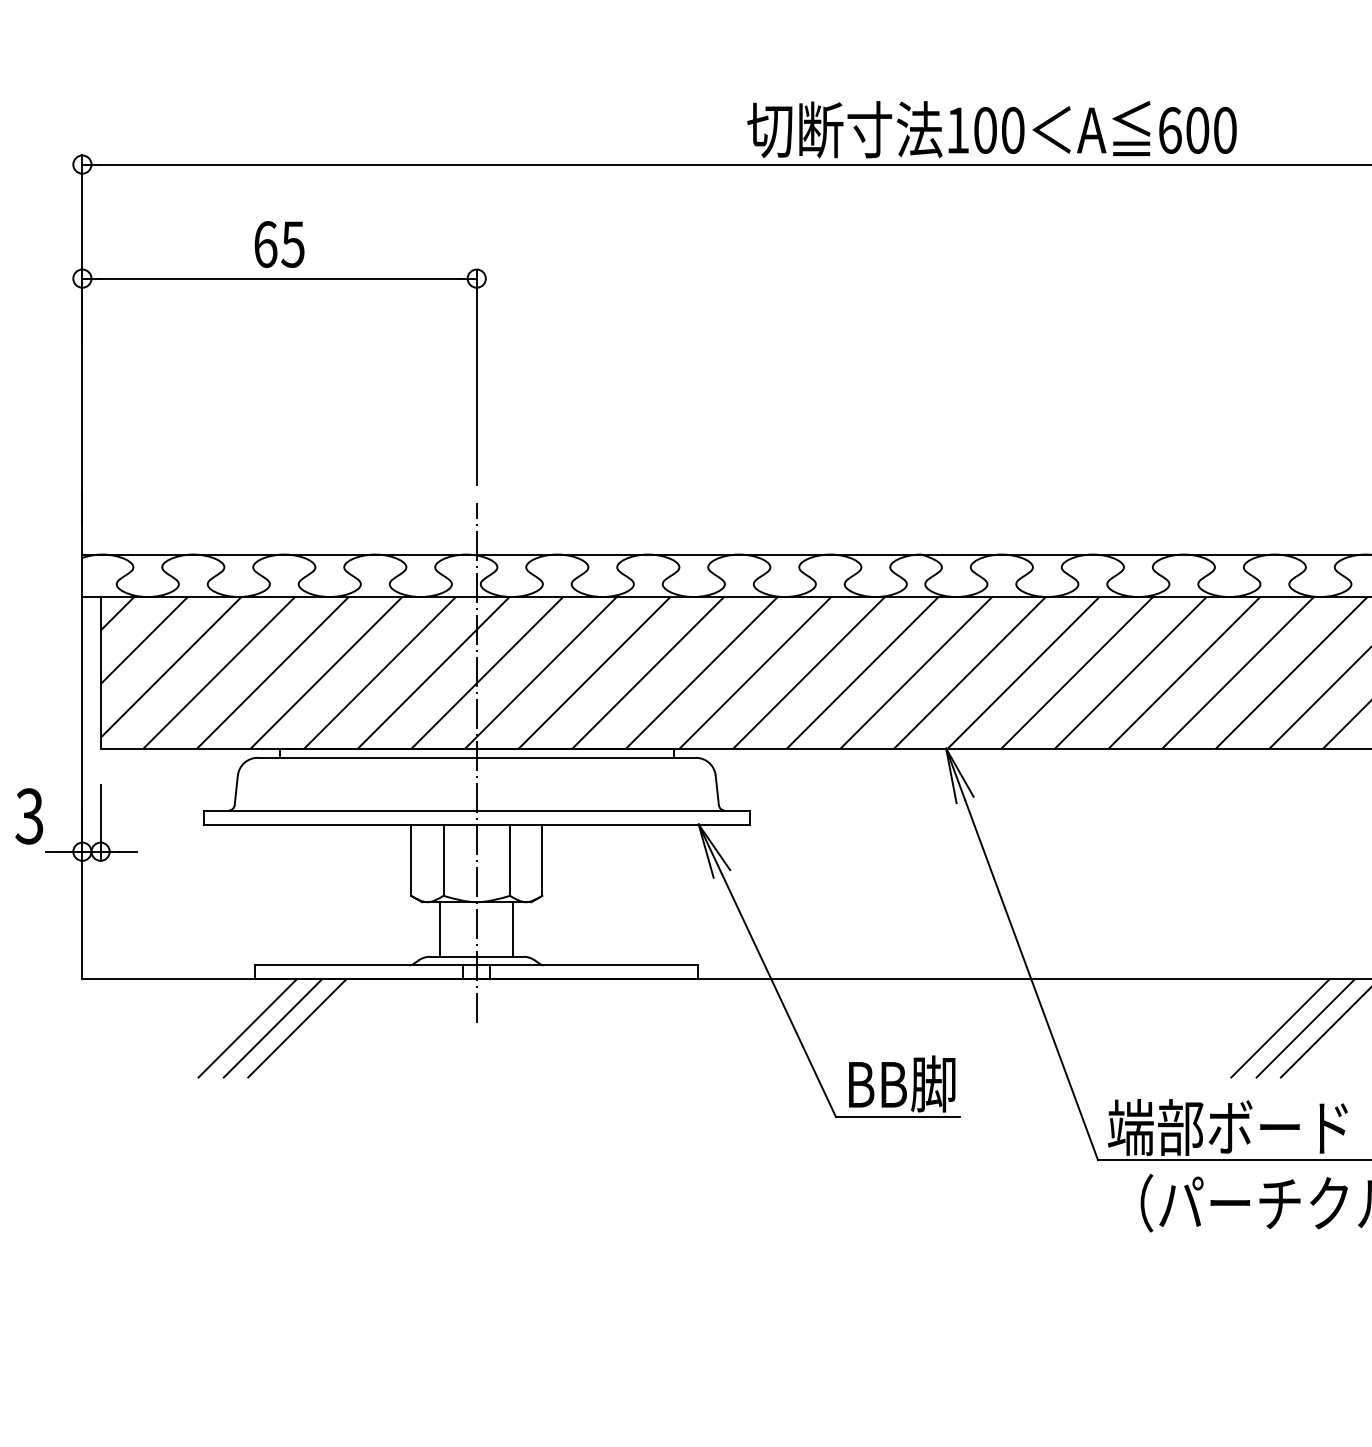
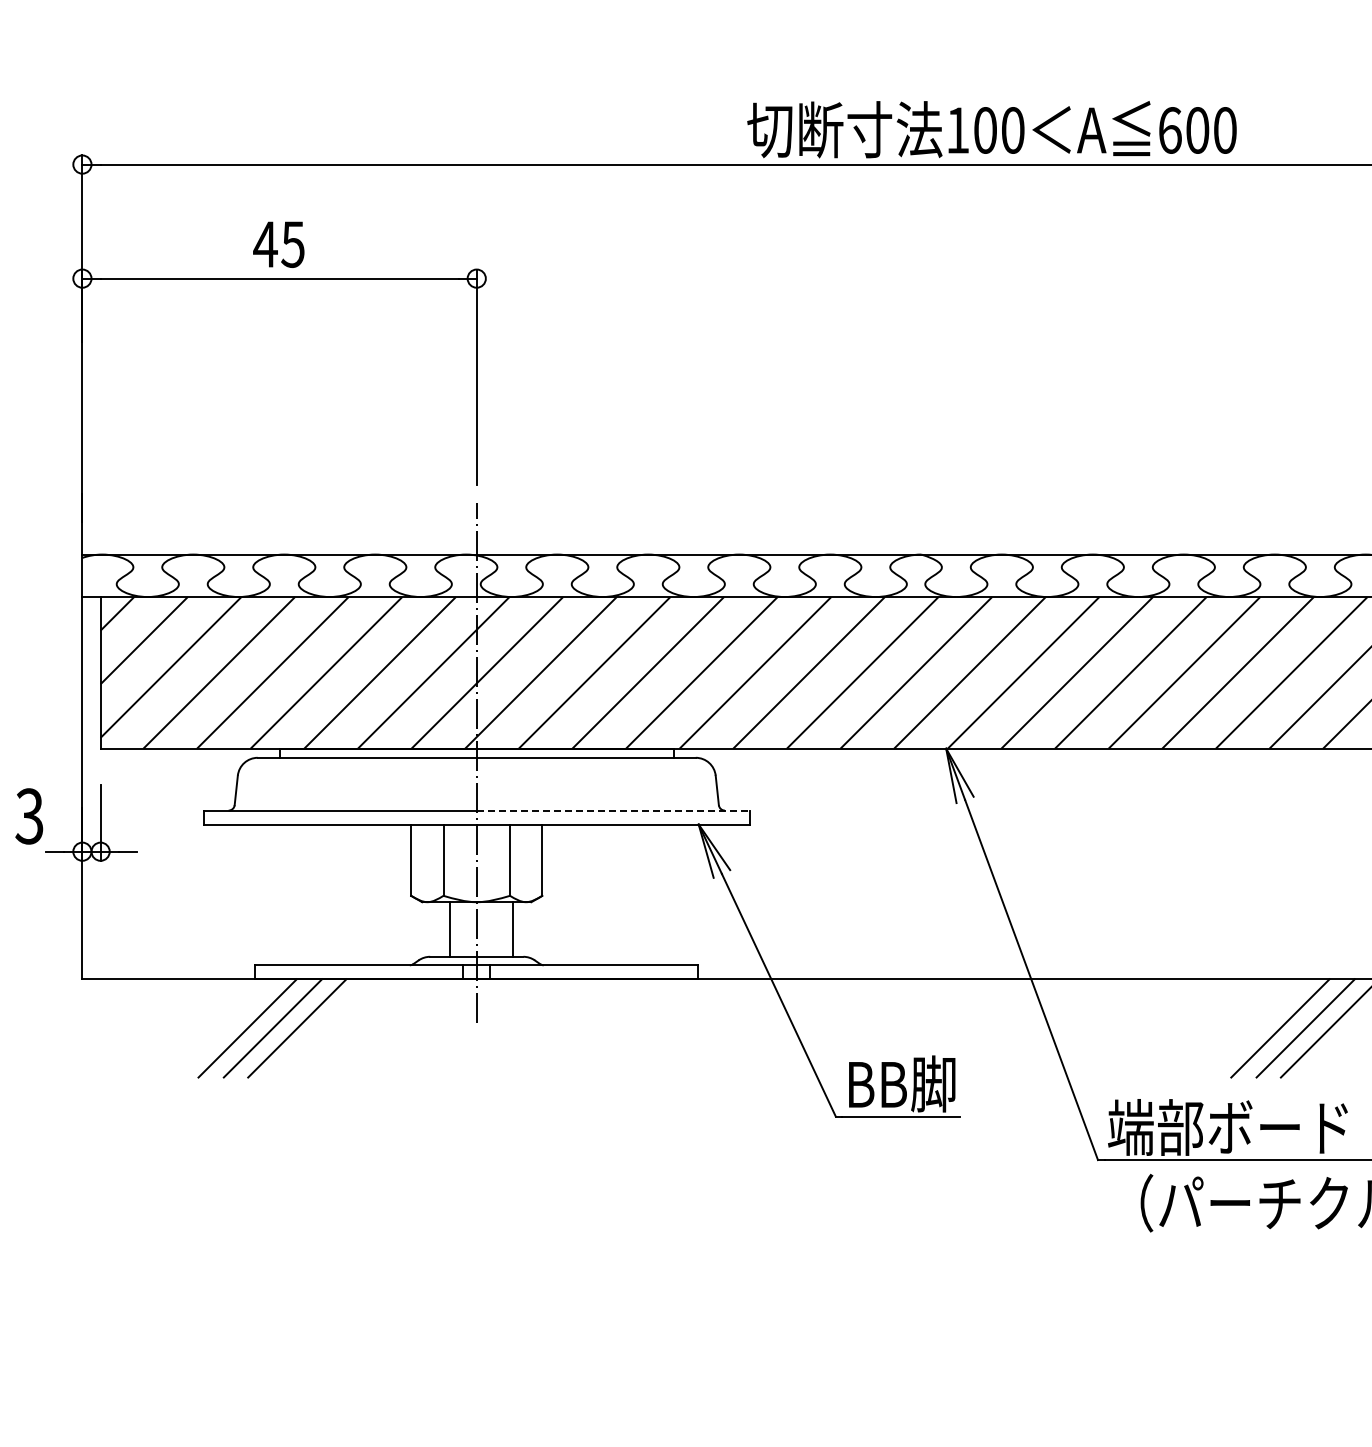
text: 65 -> 45 (265, 244)
line: solid -> dashed (613, 810)
line position: (440, 929) -> (450, 929) (450, 929)
